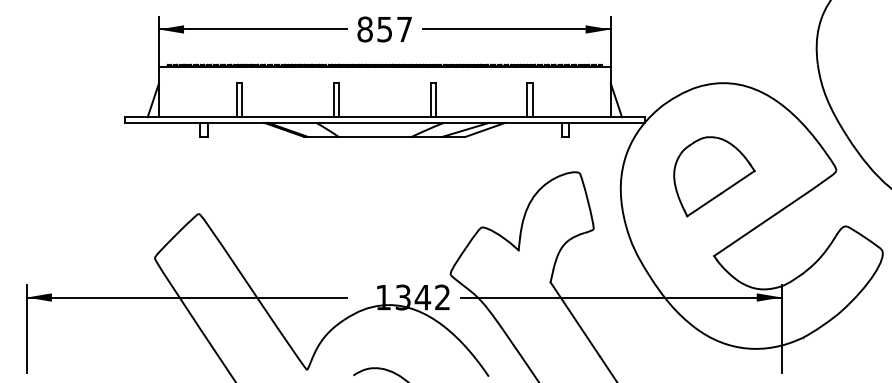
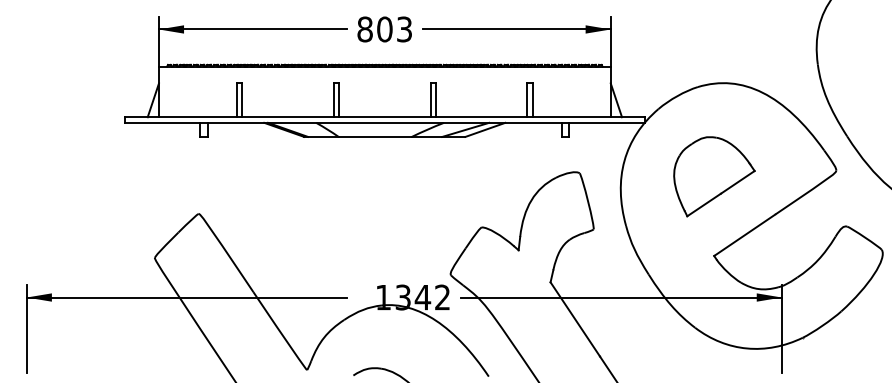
text: 857 -> 803 (394, 29)
